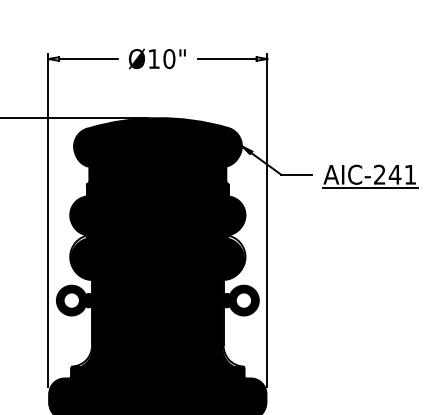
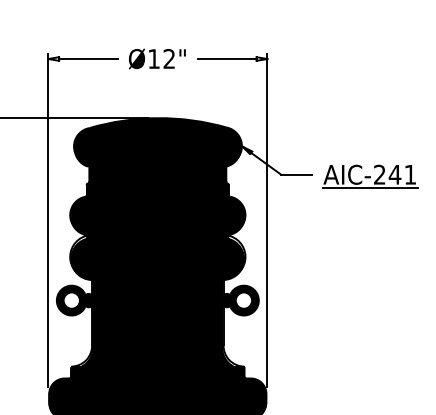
text: Ø10" -> Ø12" (169, 59)
